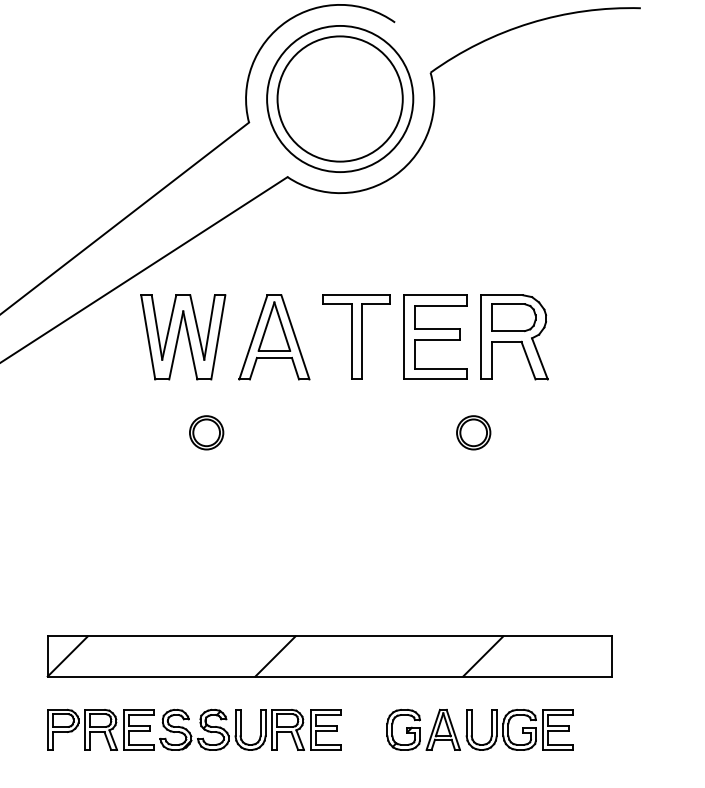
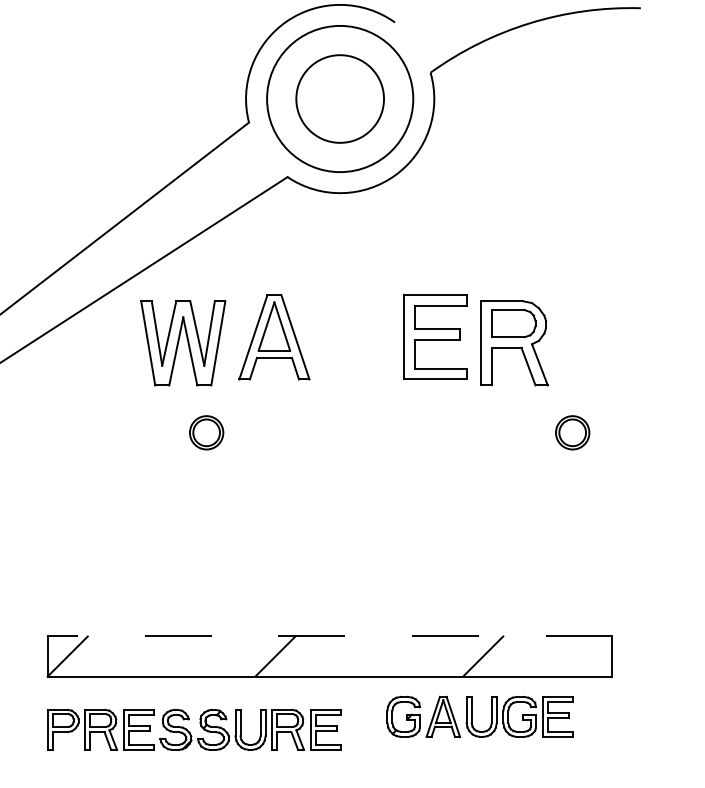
circle diameter: 125 px -> 88 px (340, 98)
part: present -> none (356, 336)
part position: (183, 337) -> (183, 343) (183, 343)
part position: (514, 337) -> (514, 343) (514, 343)
part position: (473, 432) -> (572, 432) (572, 432)
line: solid -> dashed (329, 636)
part position: (472, 729) -> (472, 716) (472, 716)
